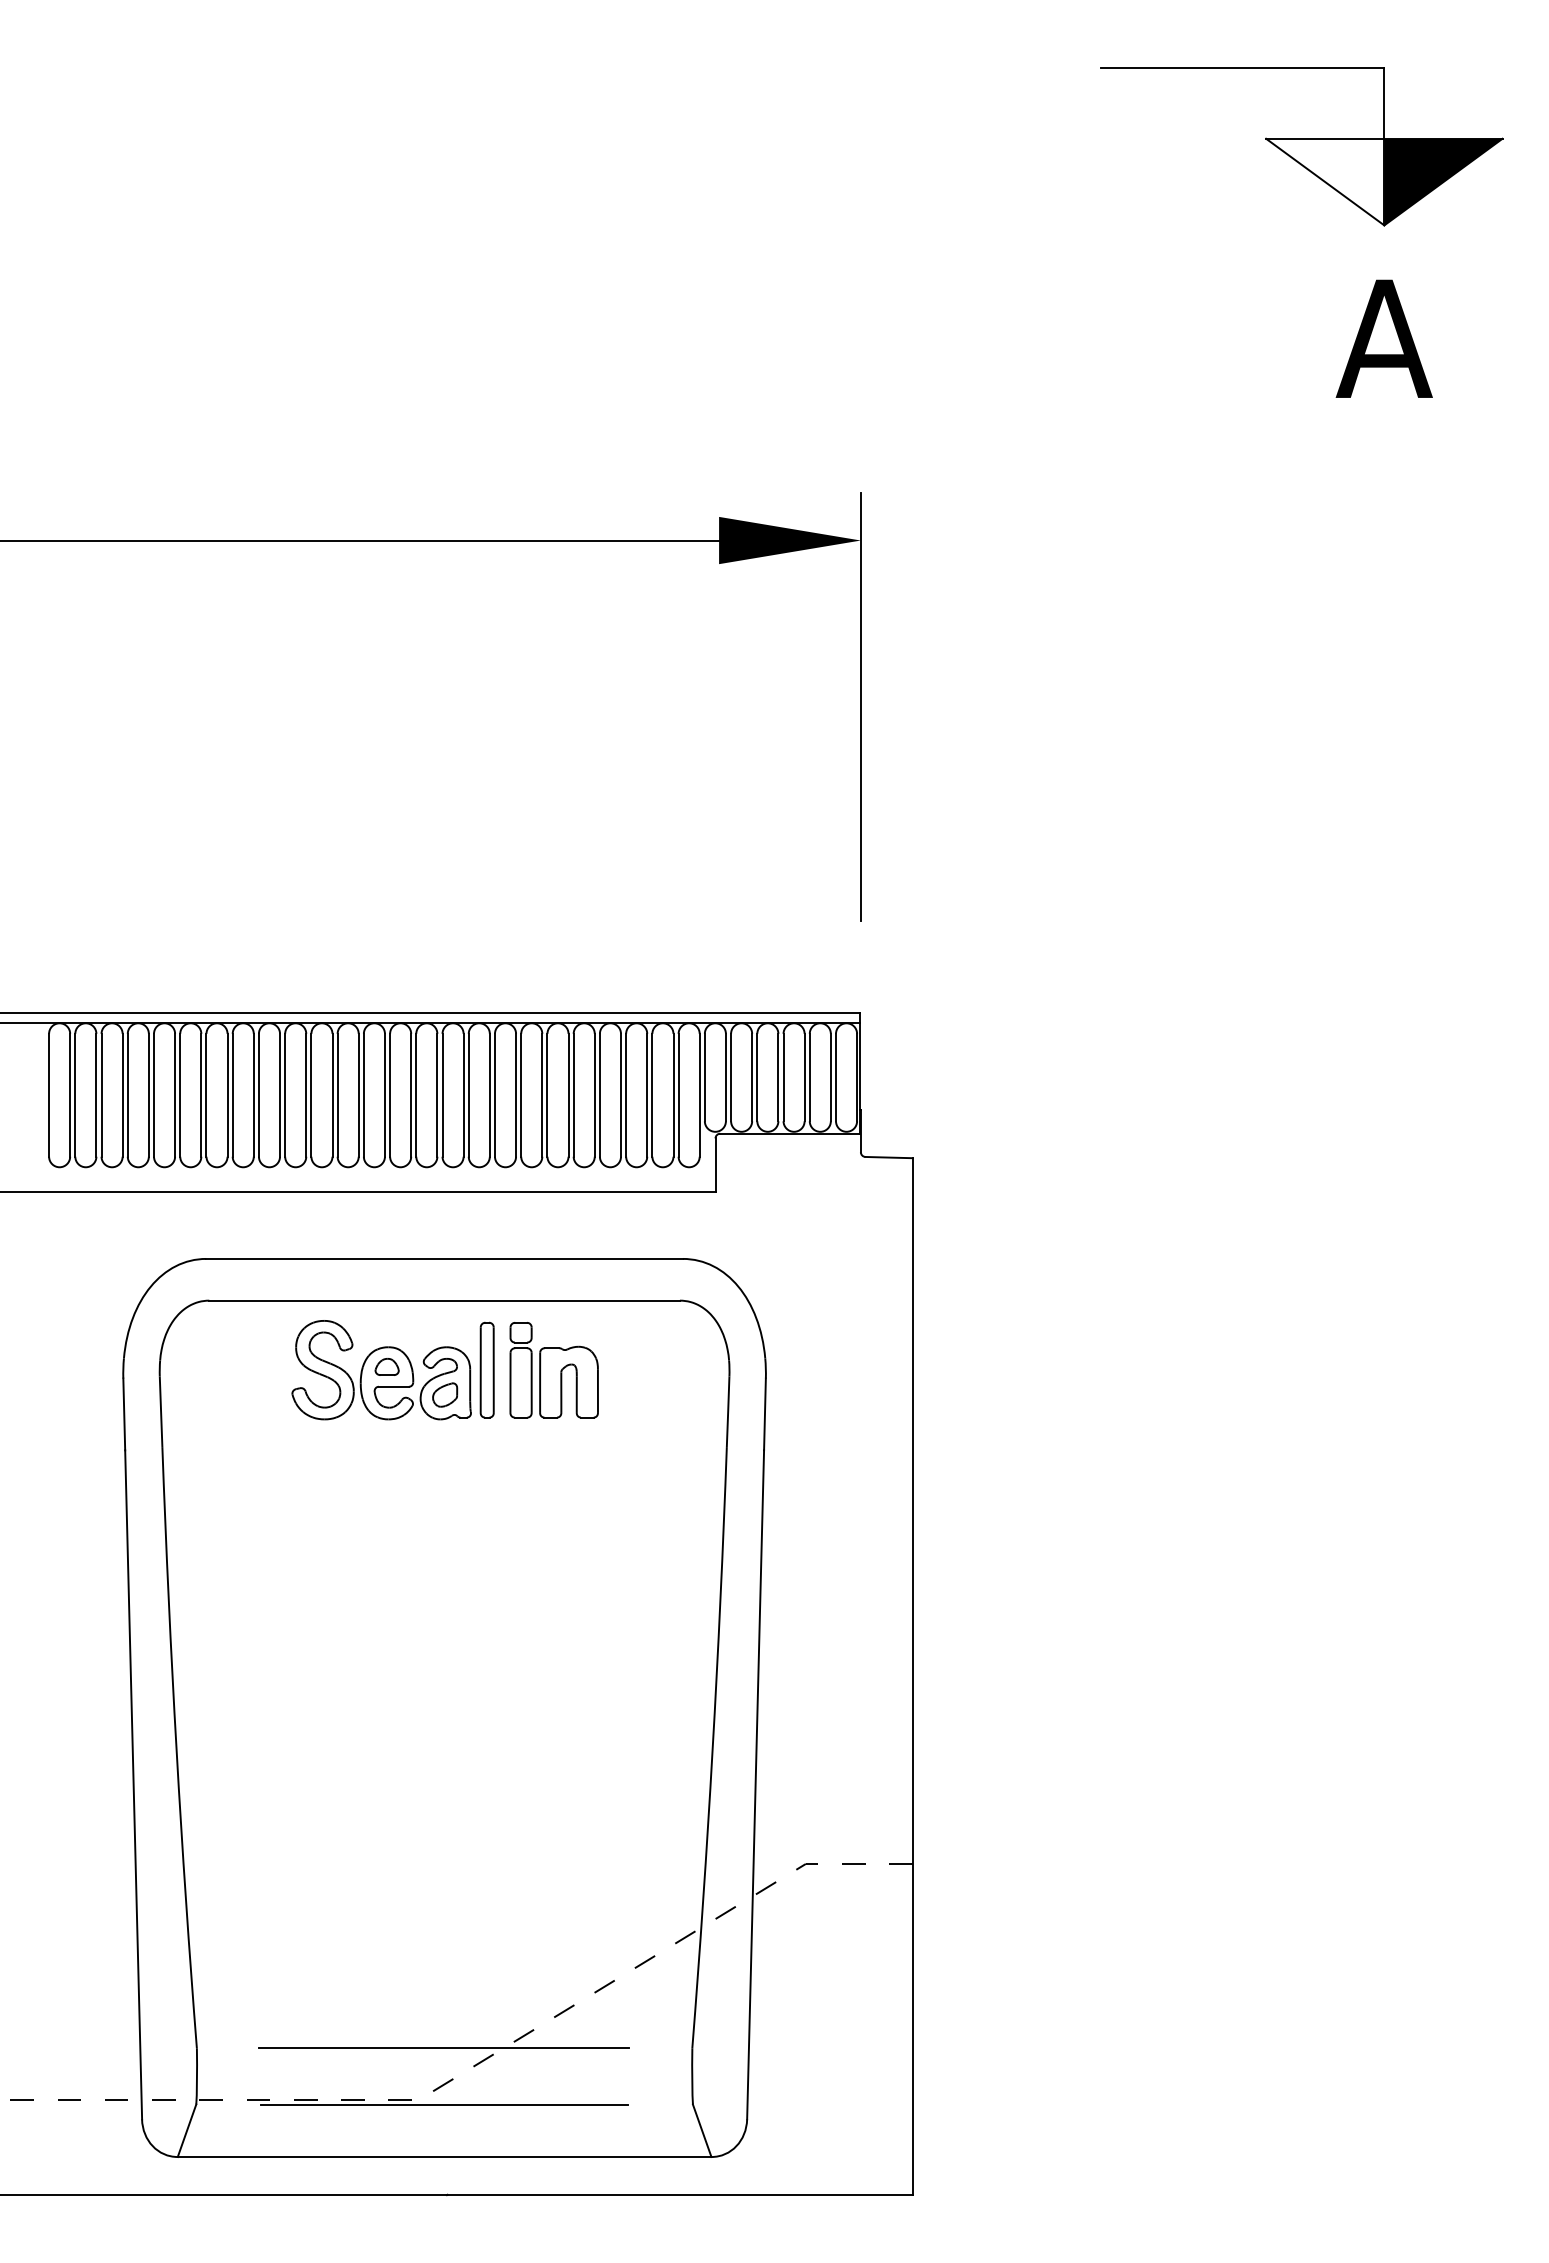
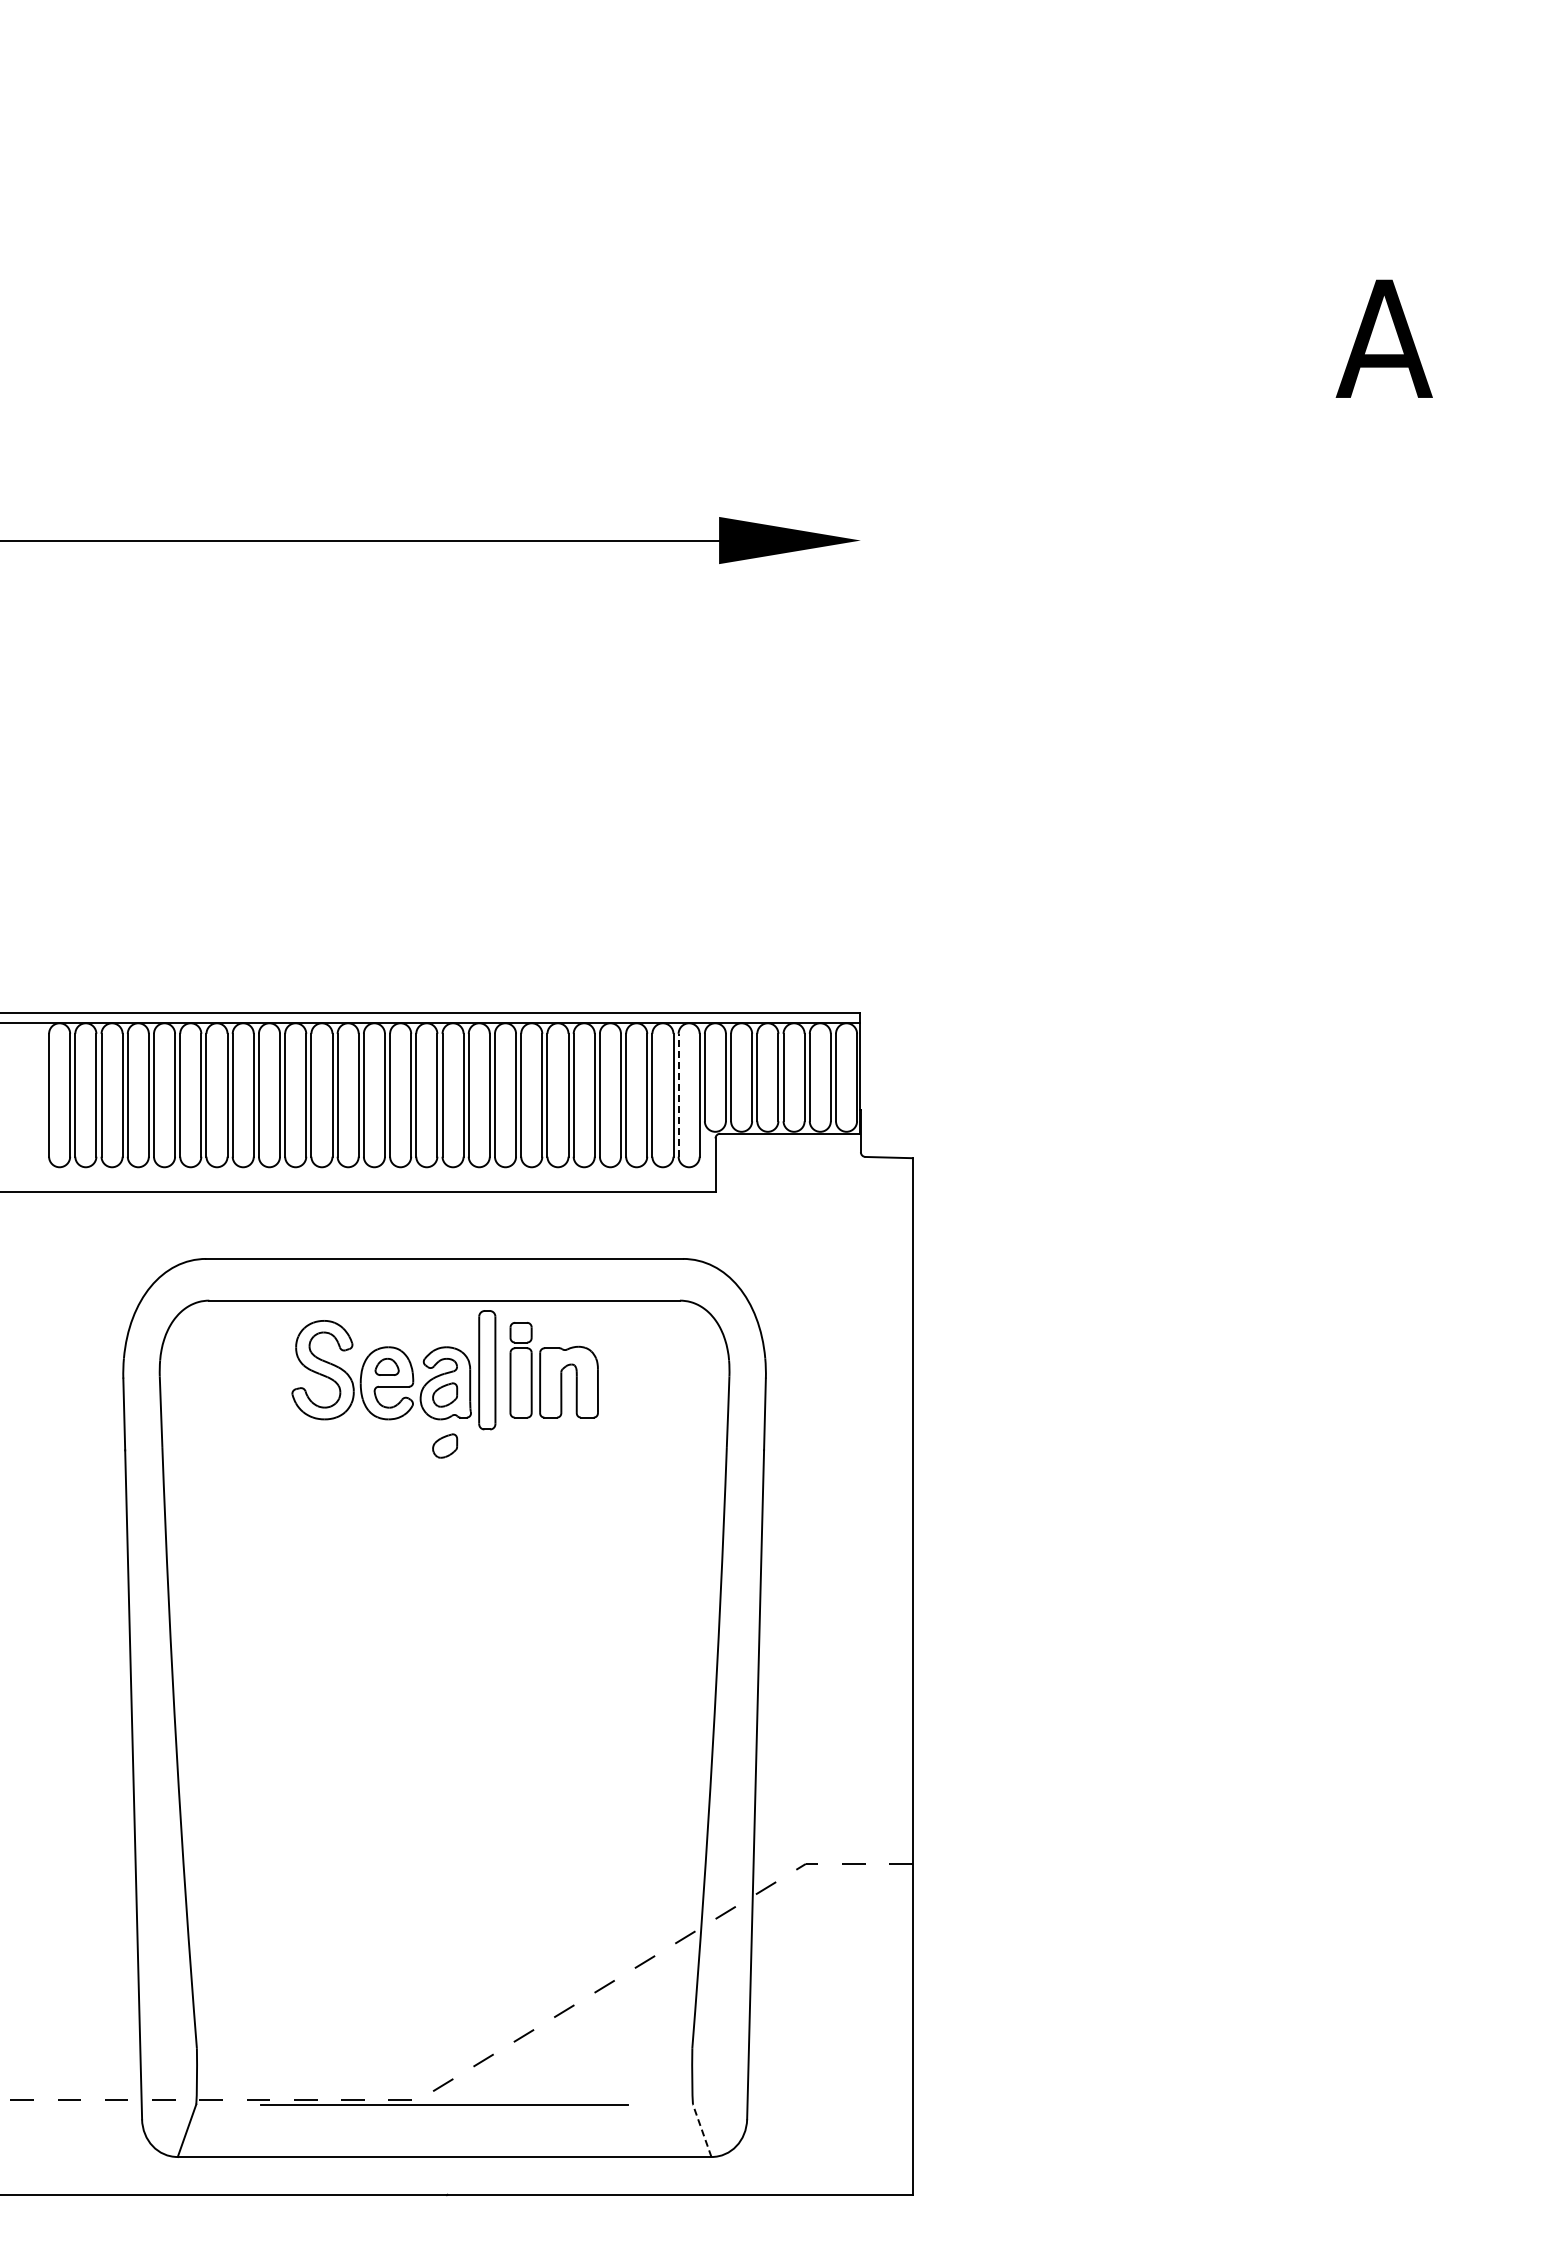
part: present -> none (1301, 146)
line: present -> none (860, 707)
line: solid -> dashed (678, 1094)
part size: 16x98 px -> 19x121 px (487, 1370)
part: none -> present (445, 1445)
line: present -> none (443, 2048)
line: solid -> dashed (702, 2130)
